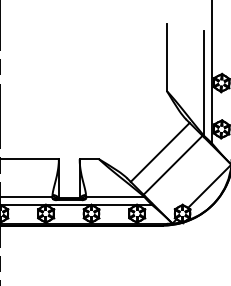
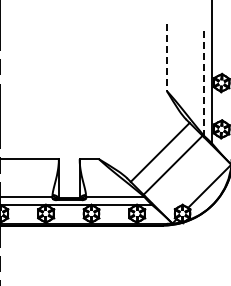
line: solid -> dashed (166, 58)
line: solid -> dashed (204, 83)
